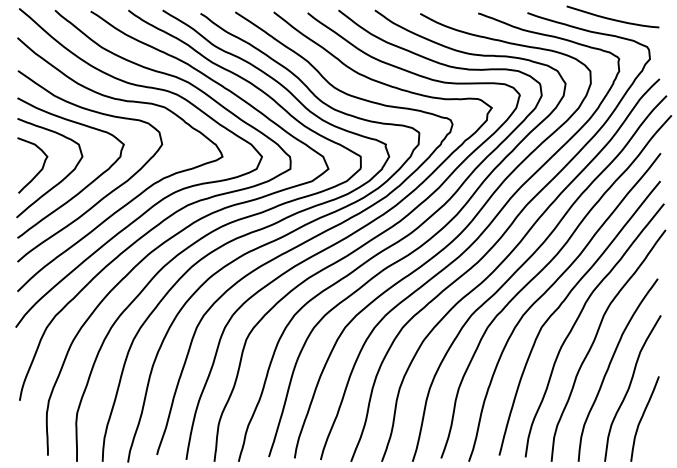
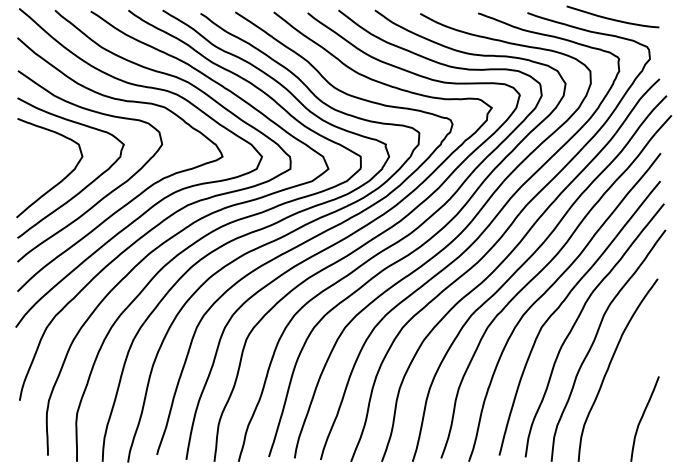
curve: present -> none (38, 171)
curve: present -> none (630, 387)
